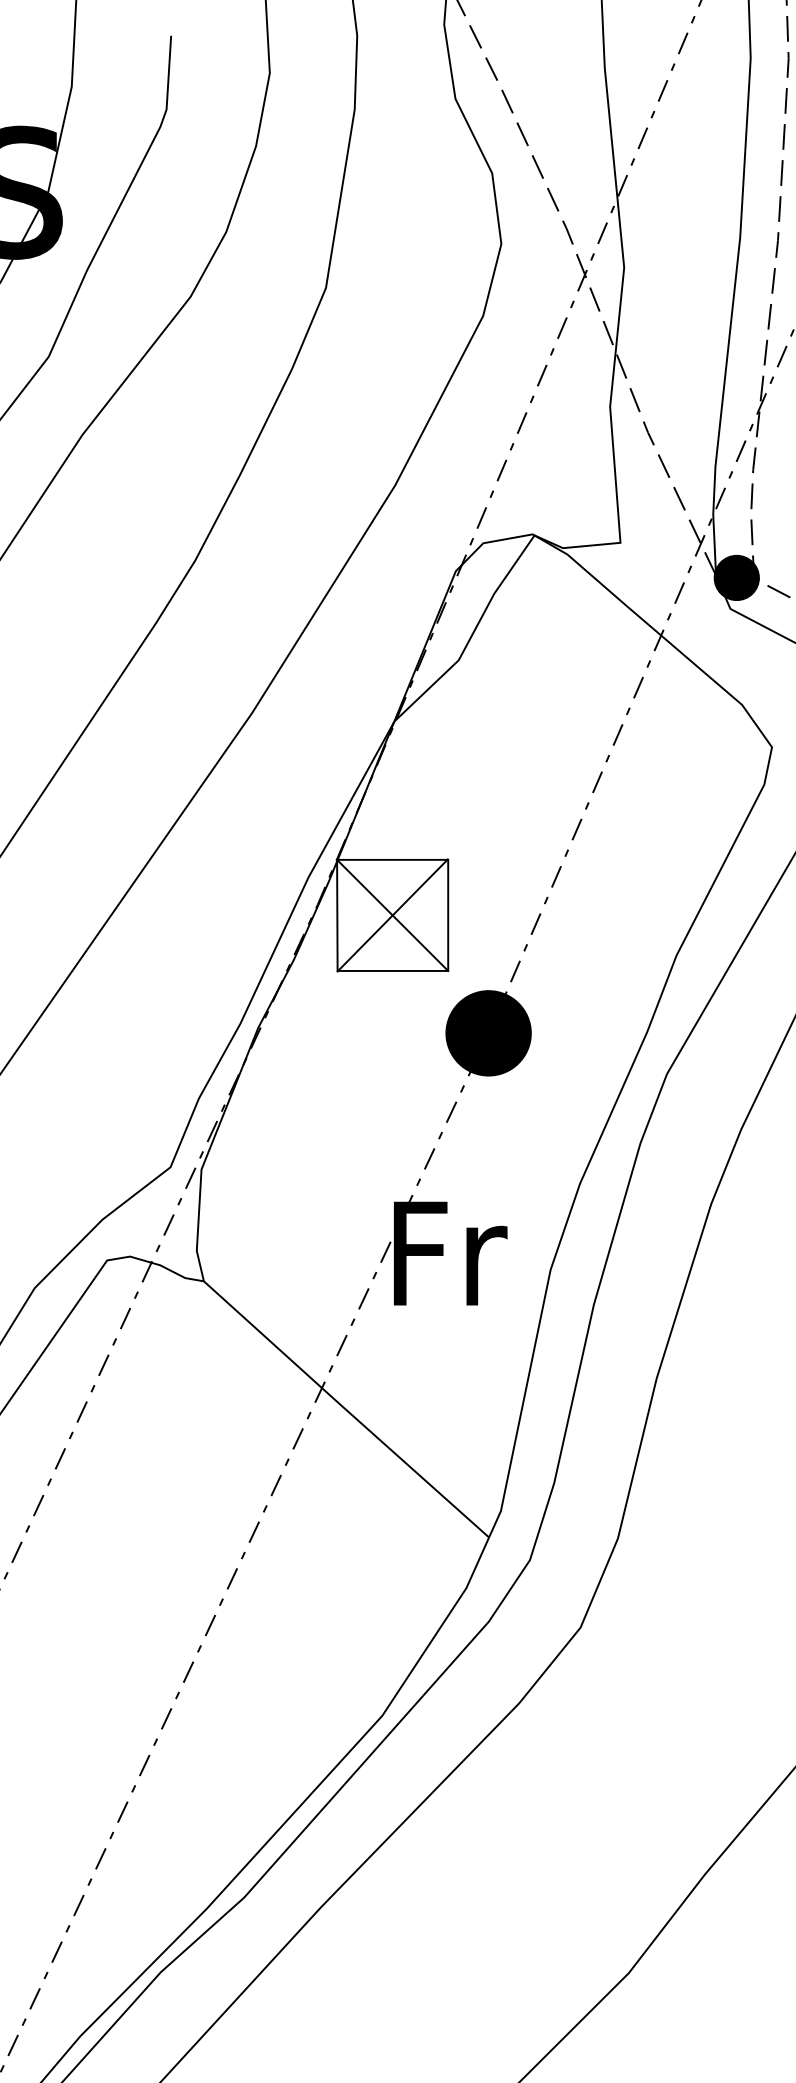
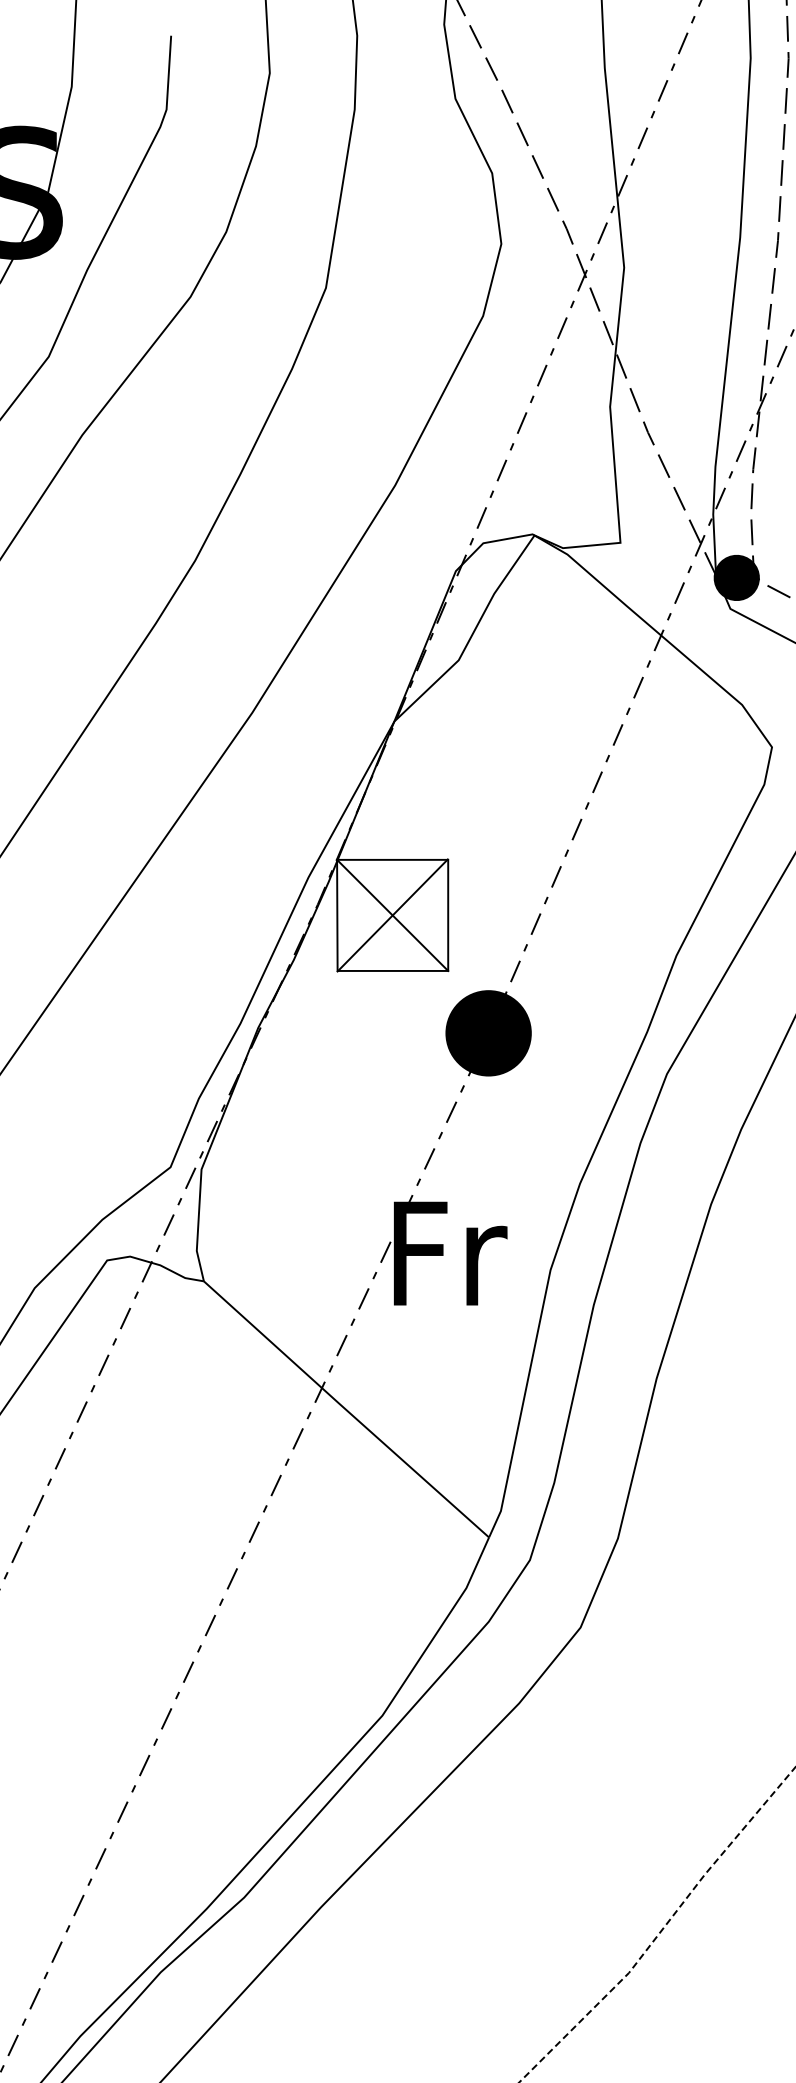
line: solid -> dashed (662, 1929)
